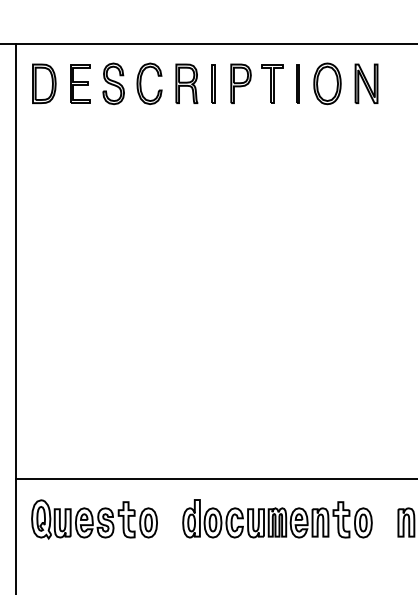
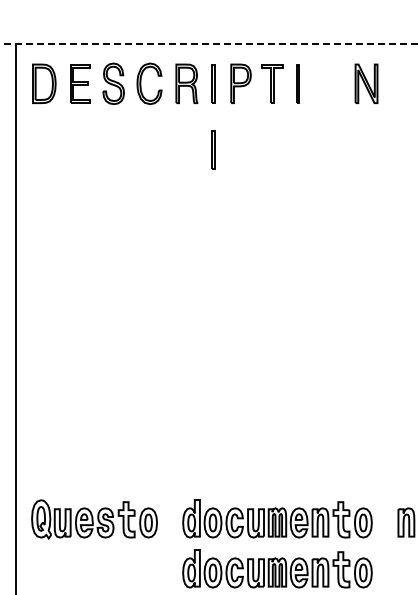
line: solid -> dashed (209, 44)
part: present -> none (327, 83)
line: none -> present (212, 149)
line: present -> none (214, 478)
part: none -> present (277, 568)
